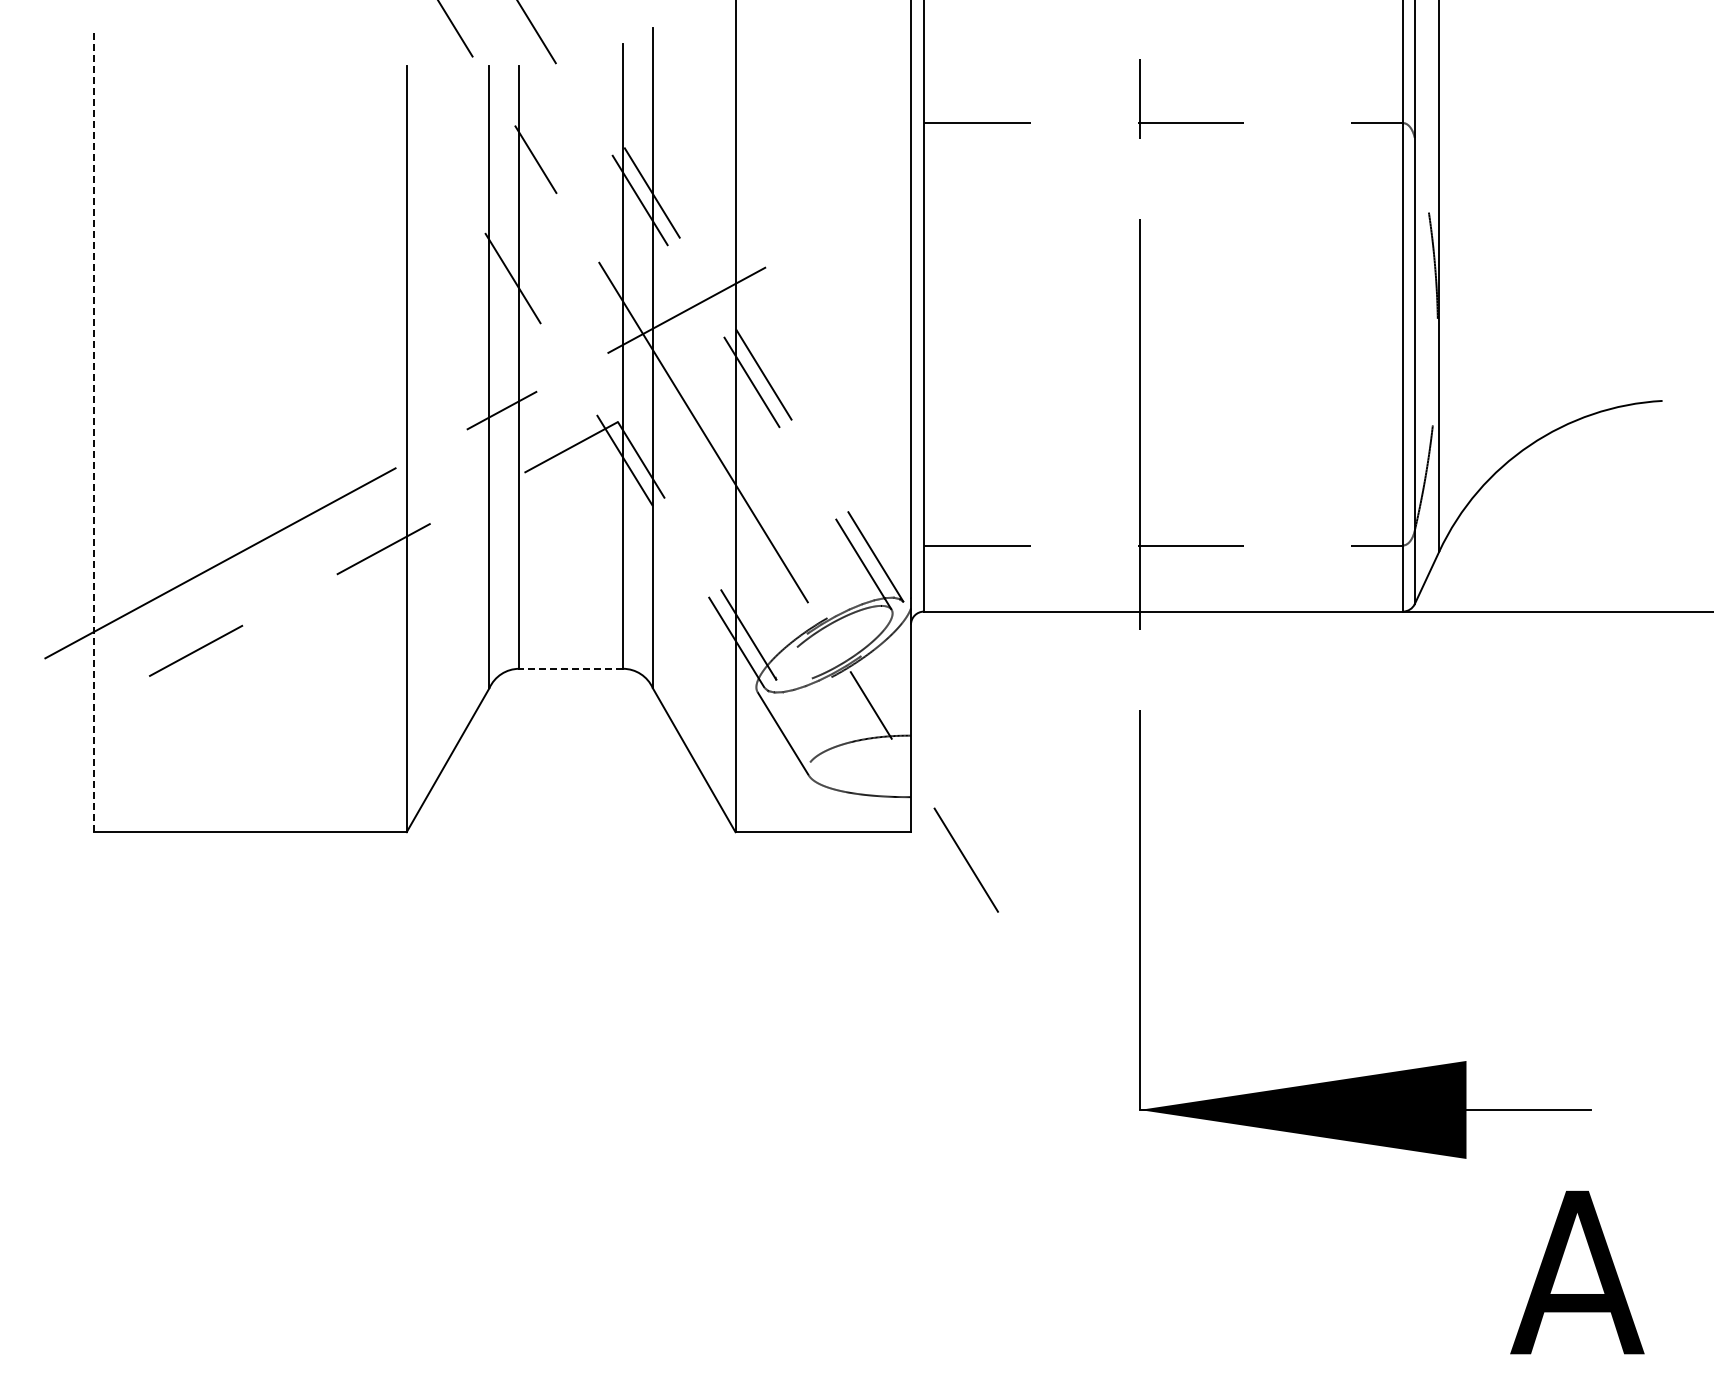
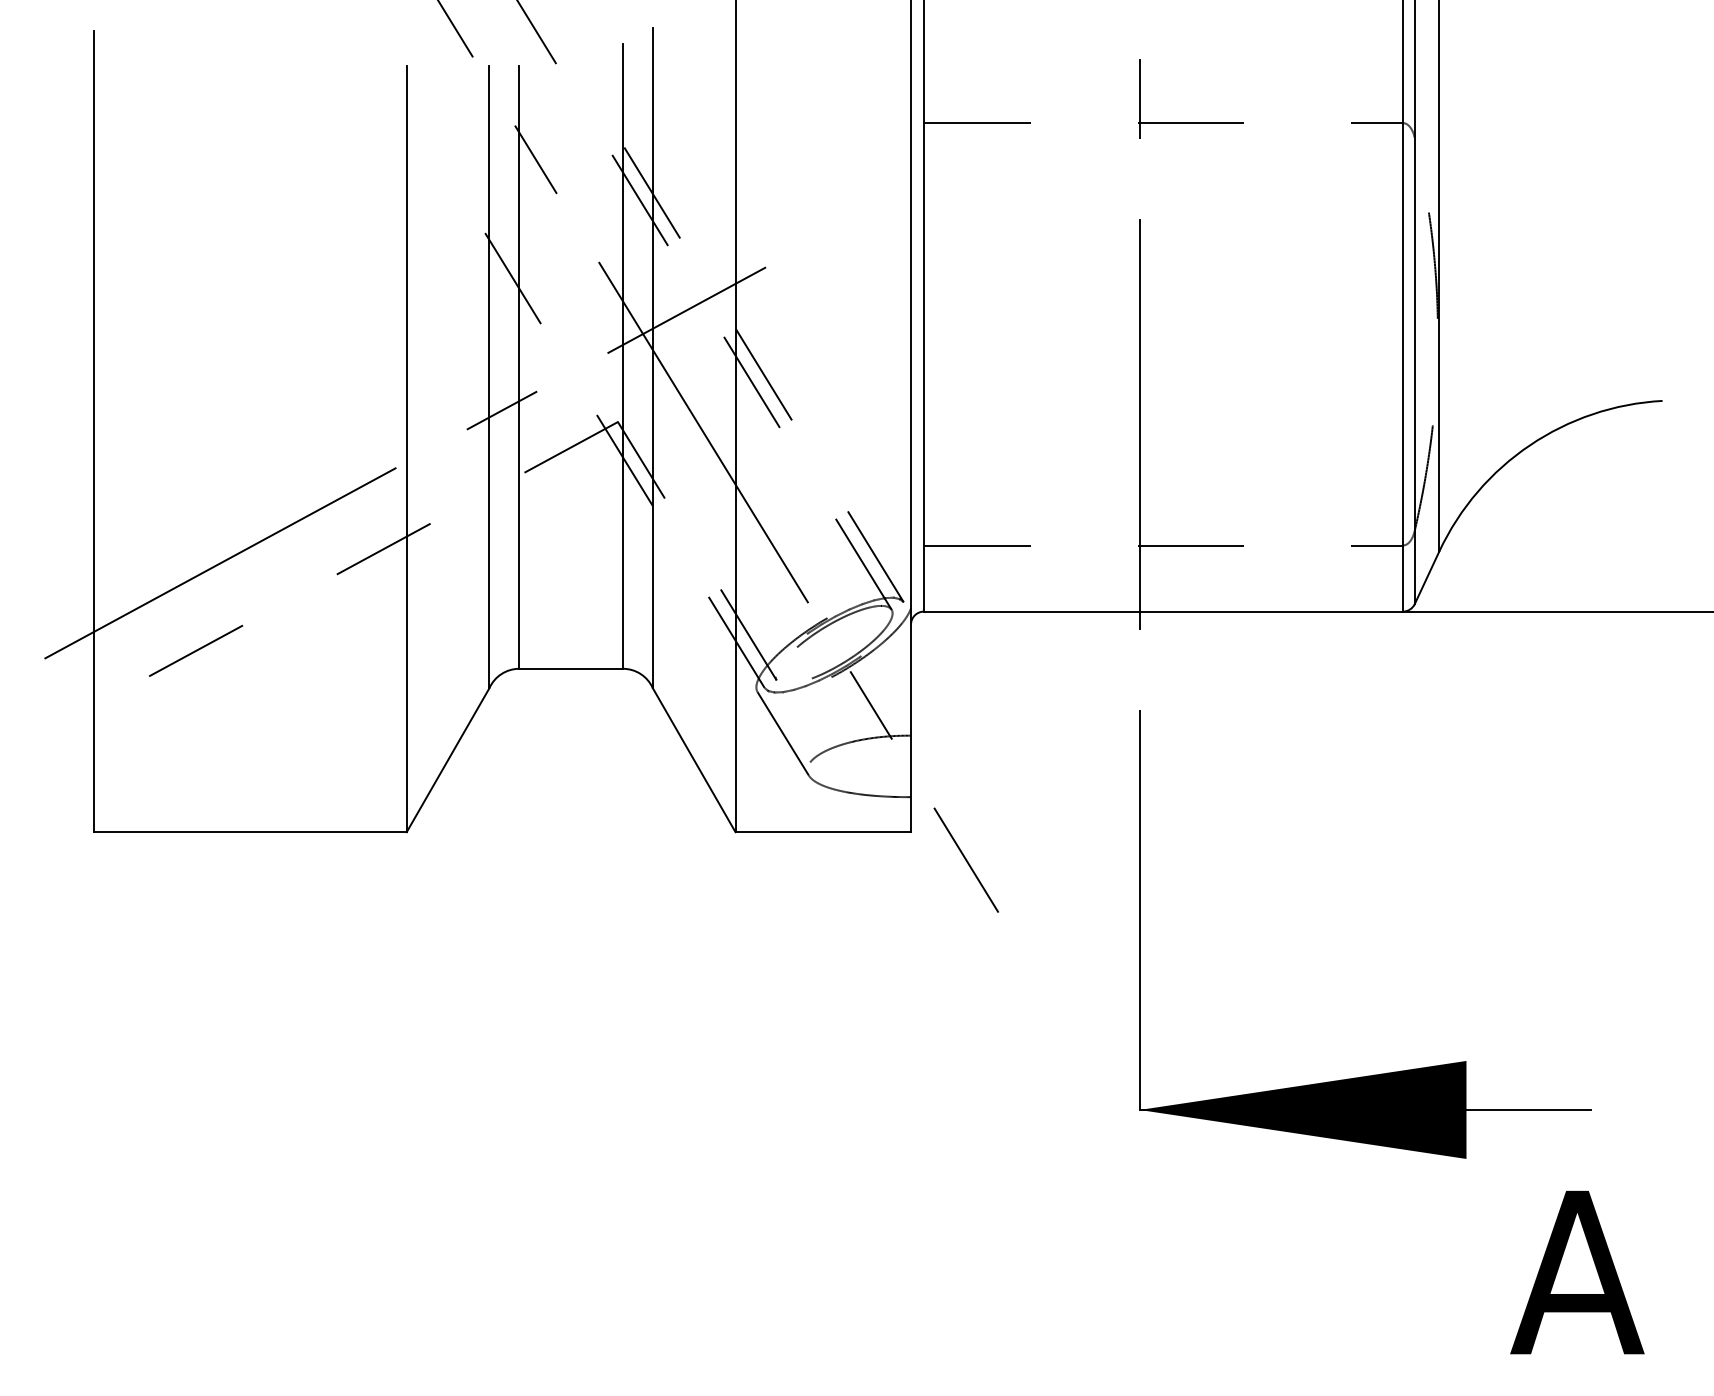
line: dashed -> solid (94, 431)
line: dashed -> solid (571, 668)
